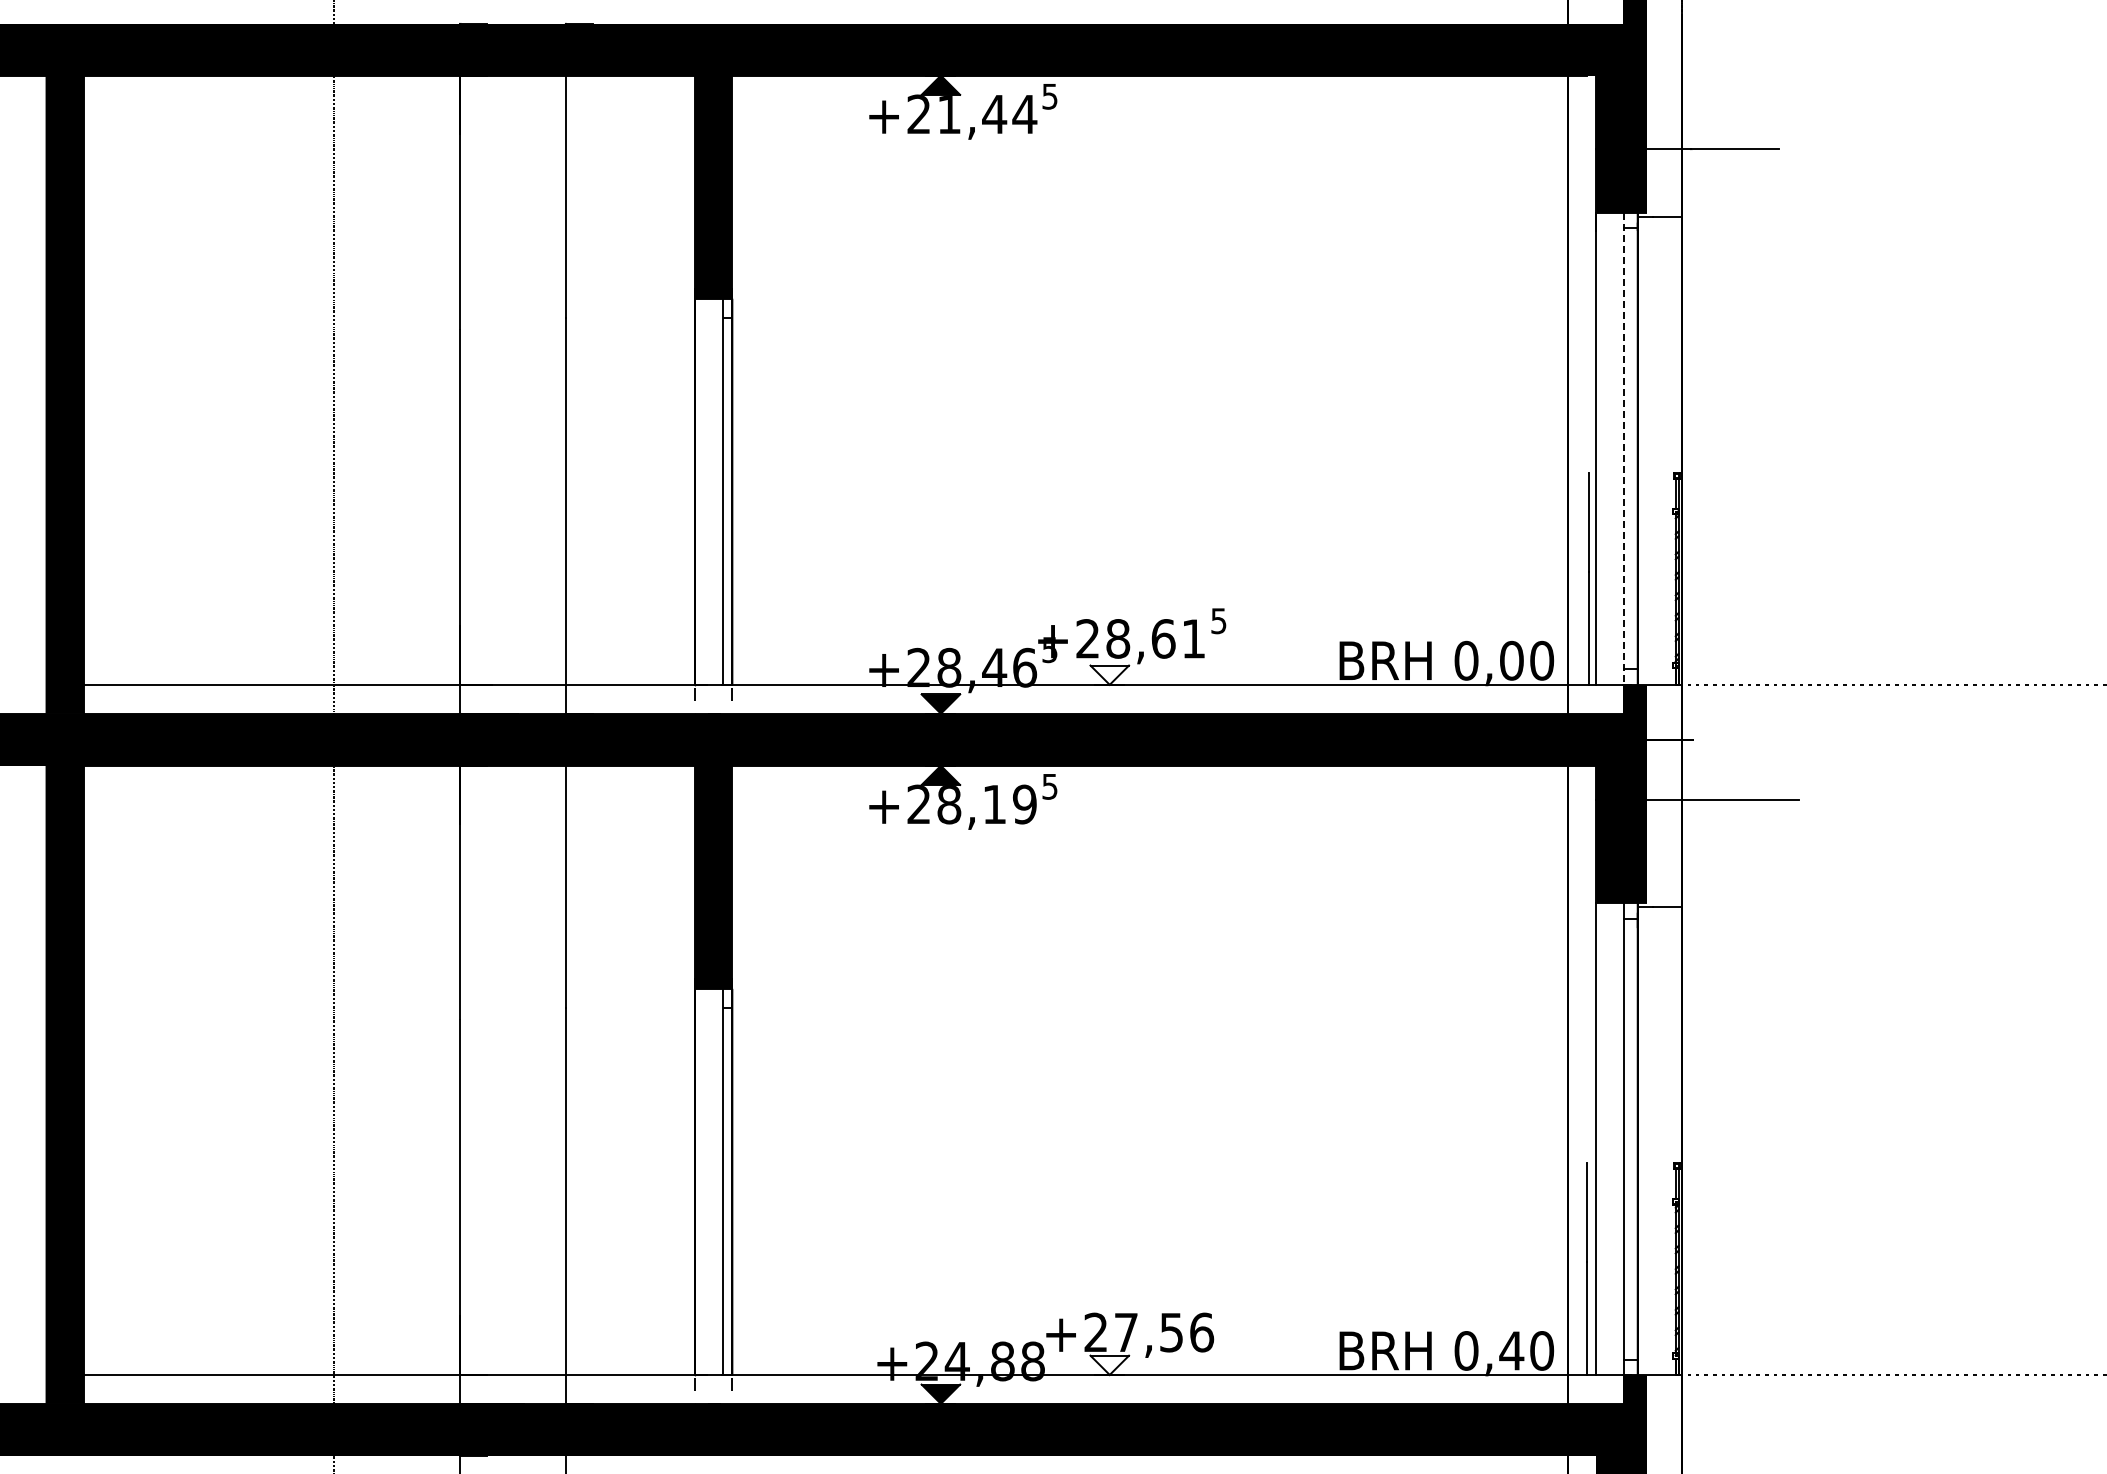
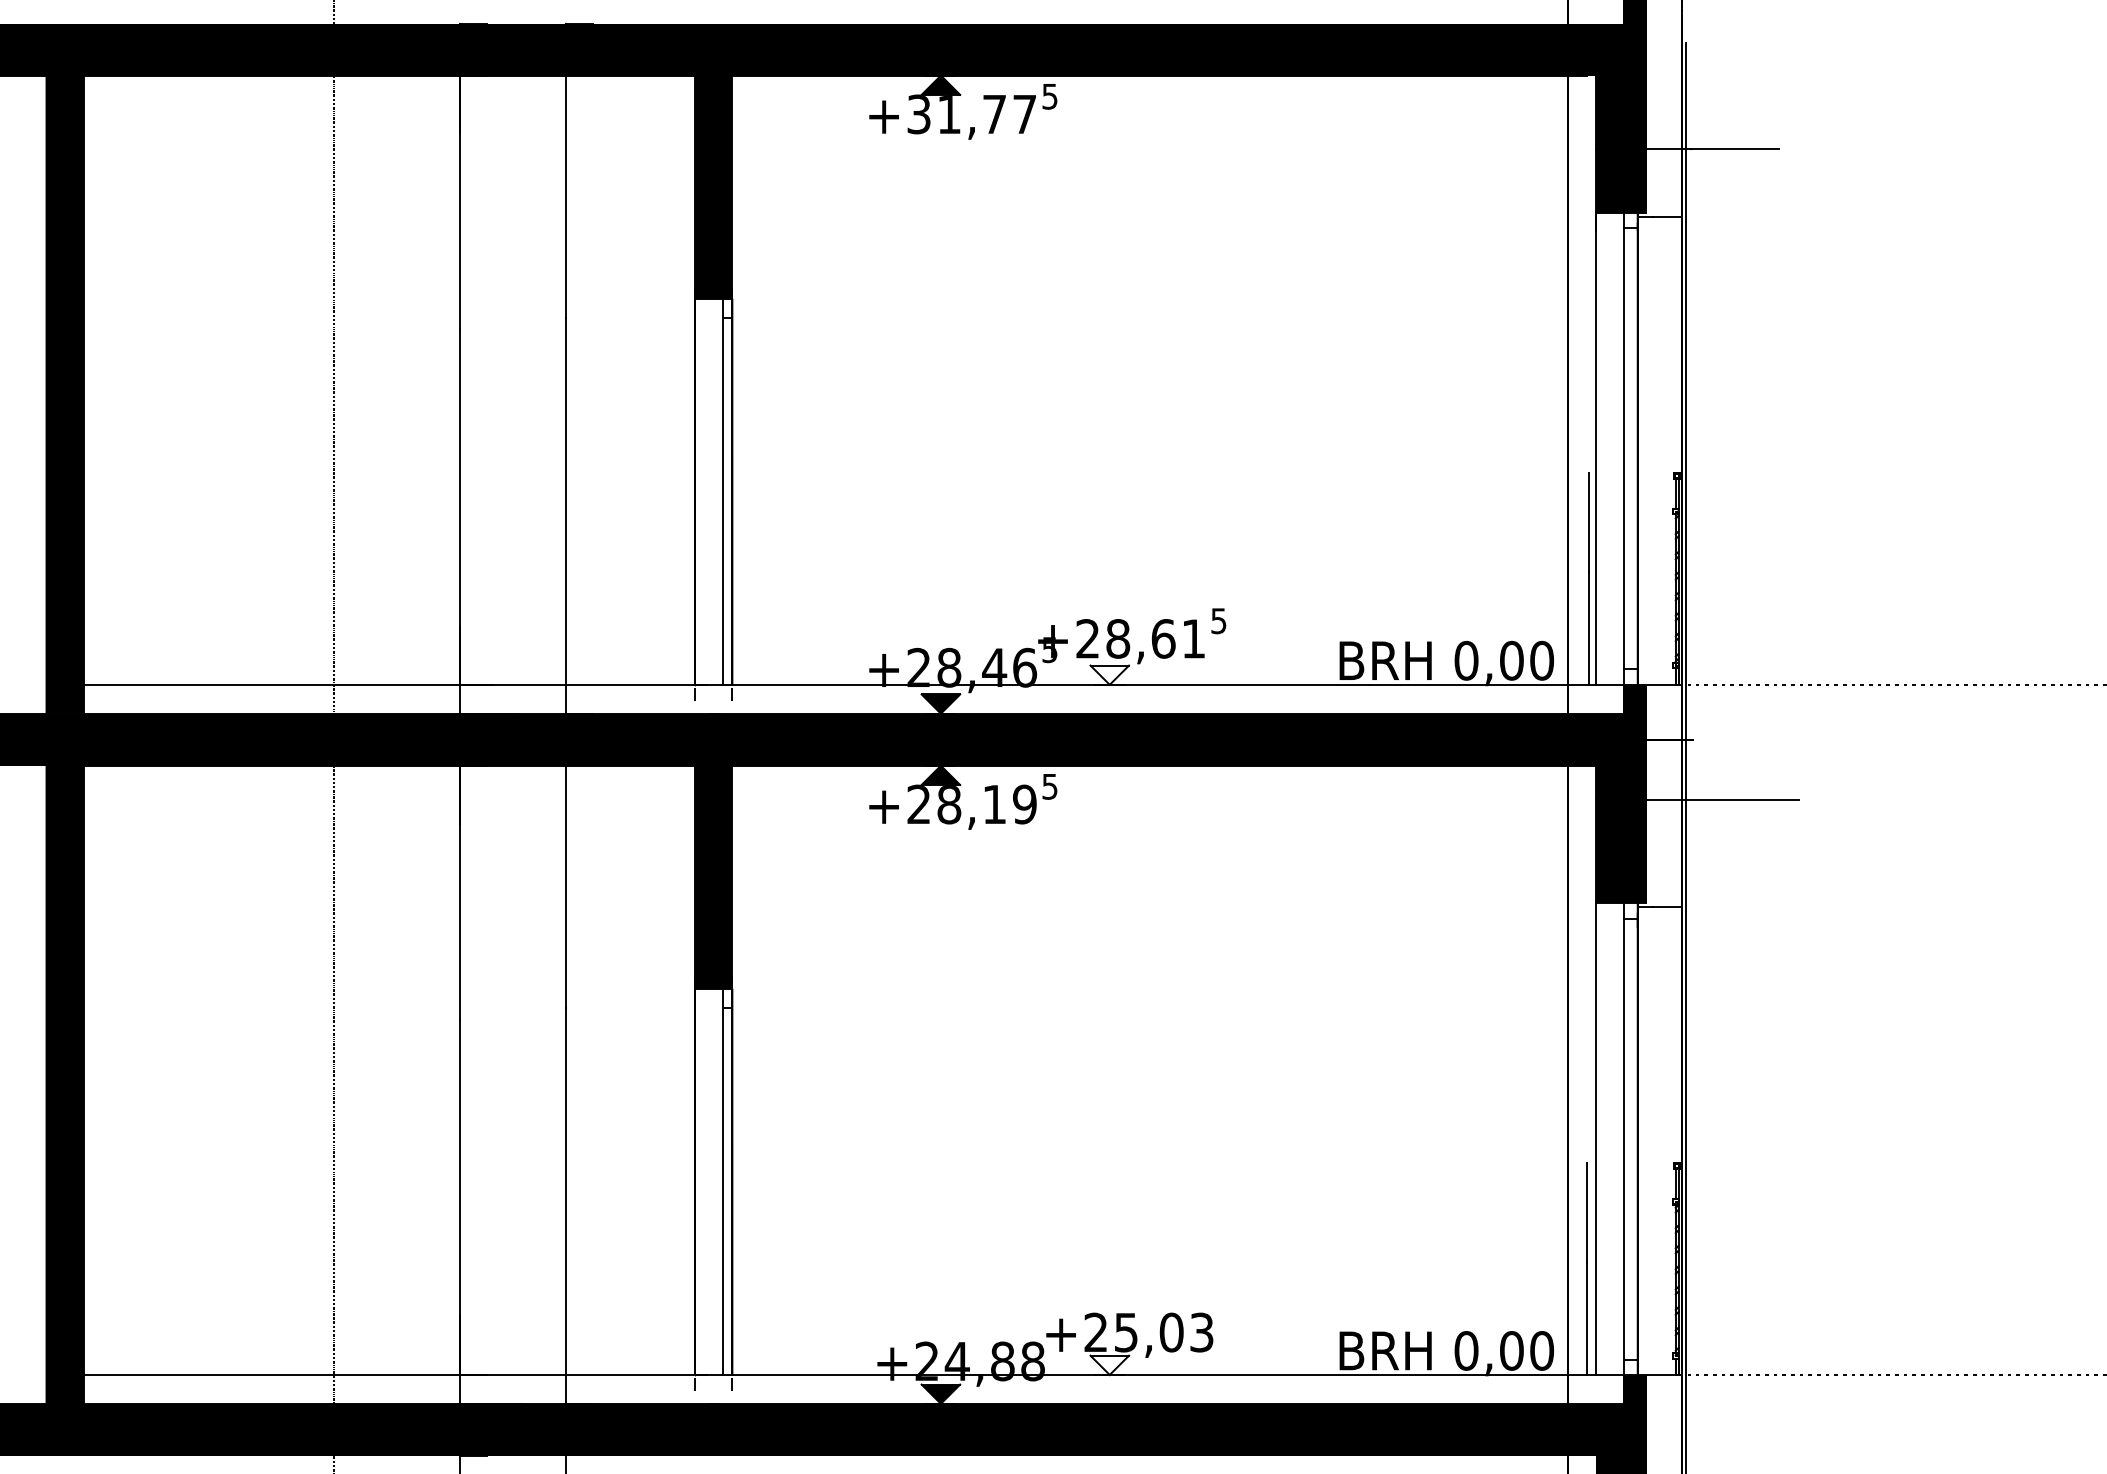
text: +21,44 -> +31,77 (972, 114)
line: dashed -> solid (1624, 448)
line: none -> present (1685, 756)
text: +27,56 -> +25,03 (1164, 1332)
text: 0,40 -> 0,00 (1511, 1350)
